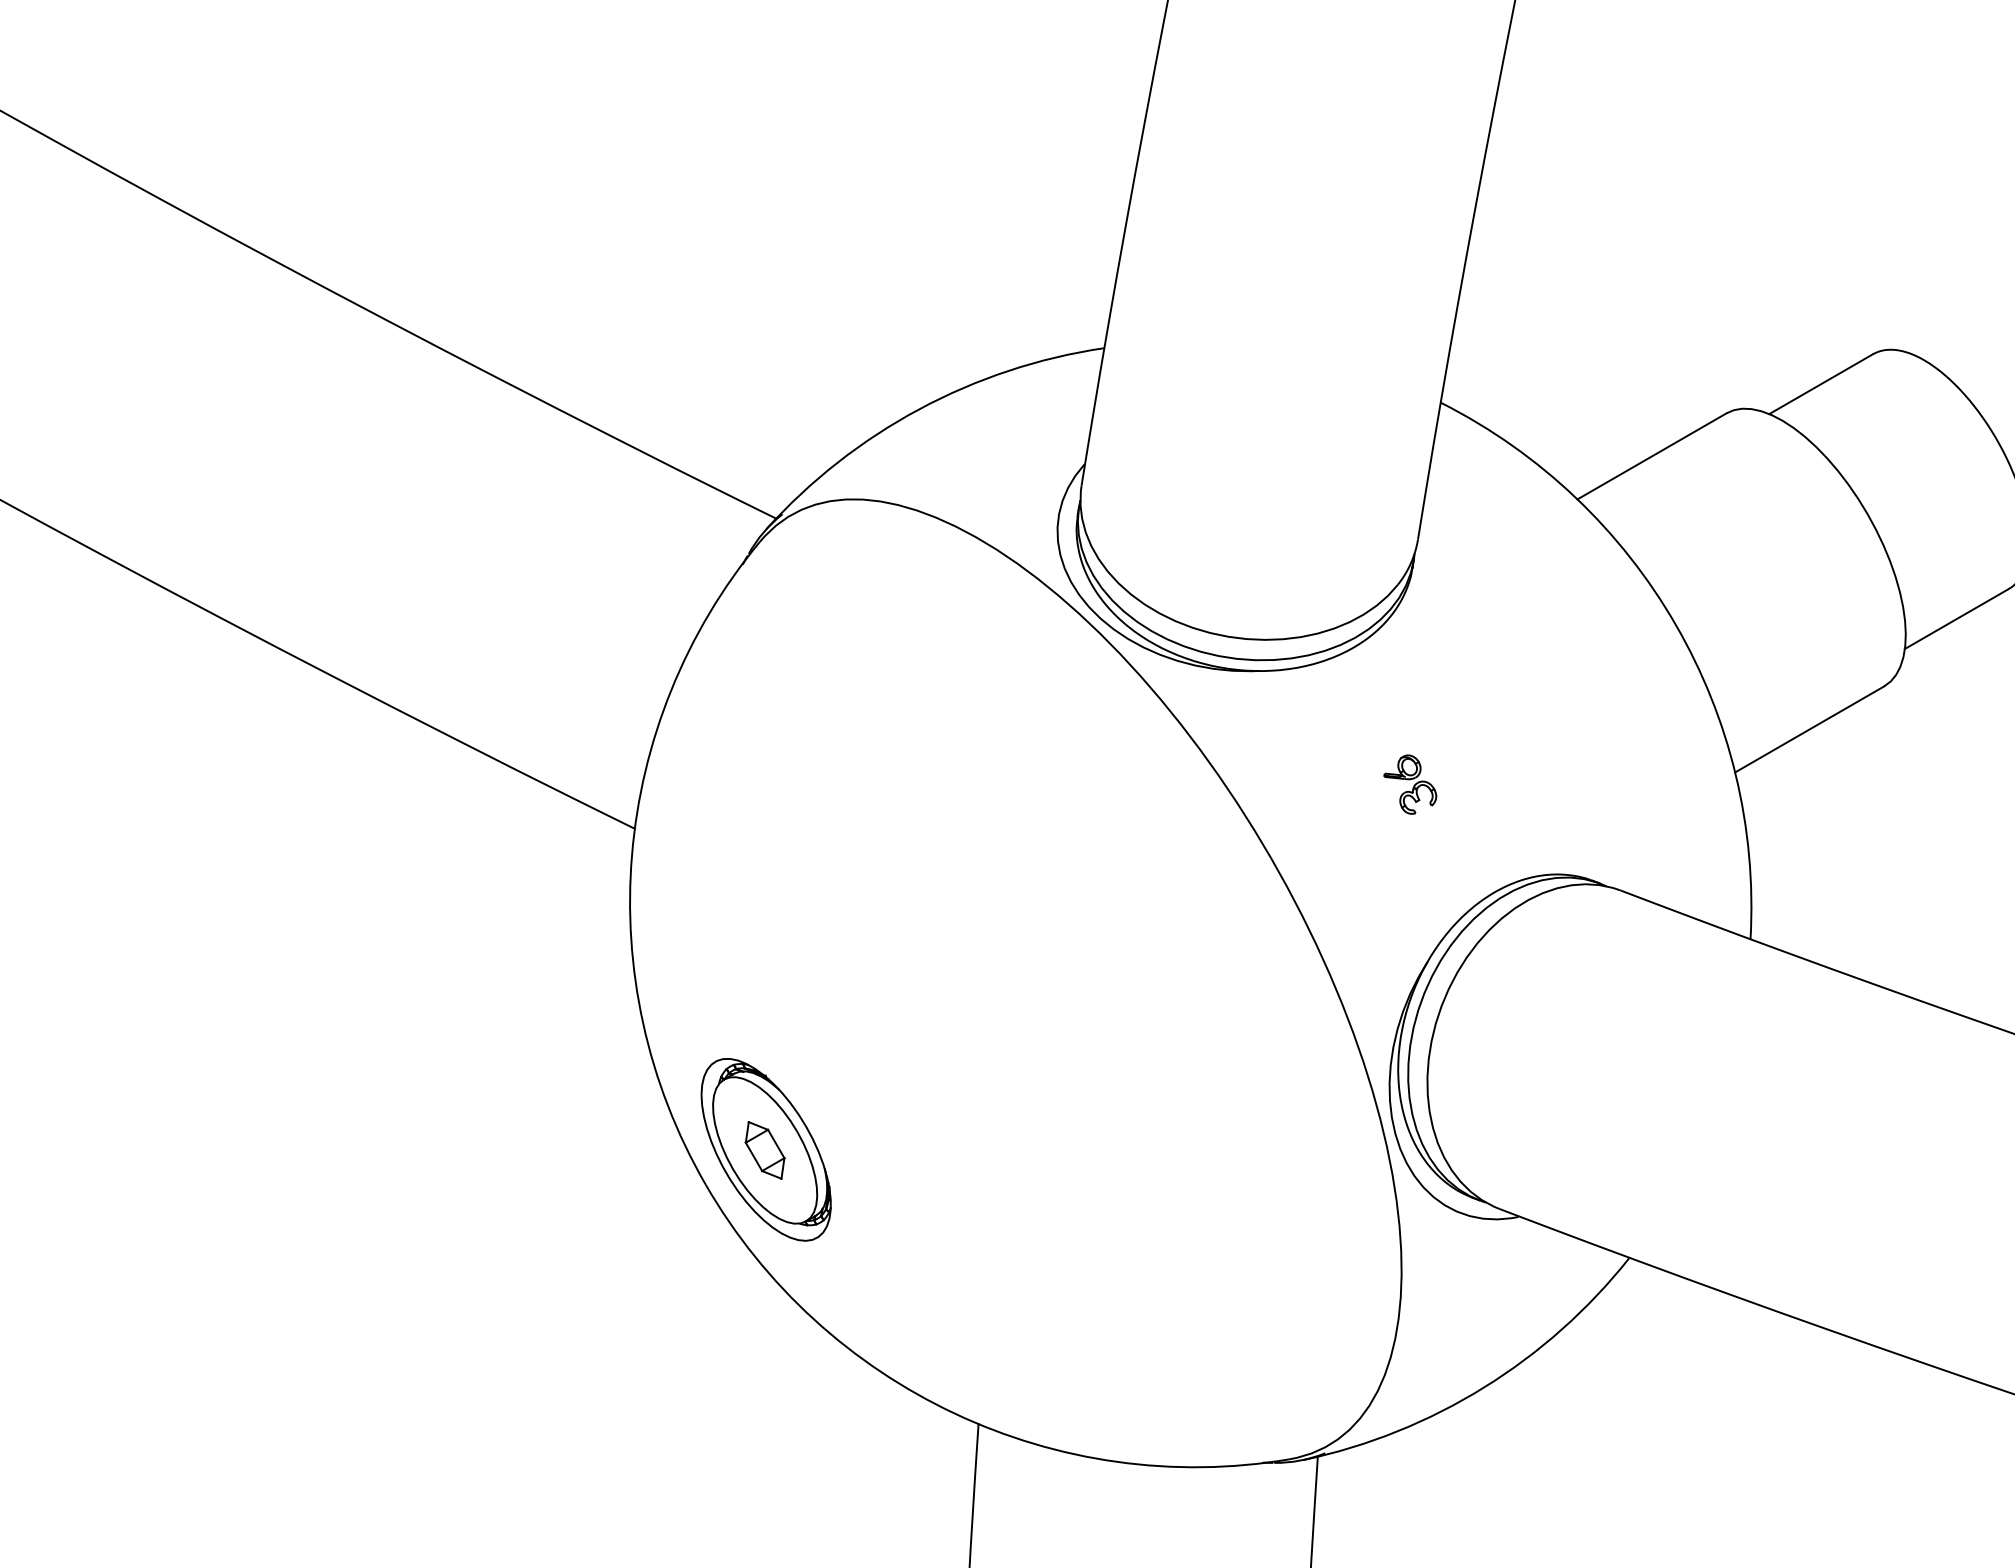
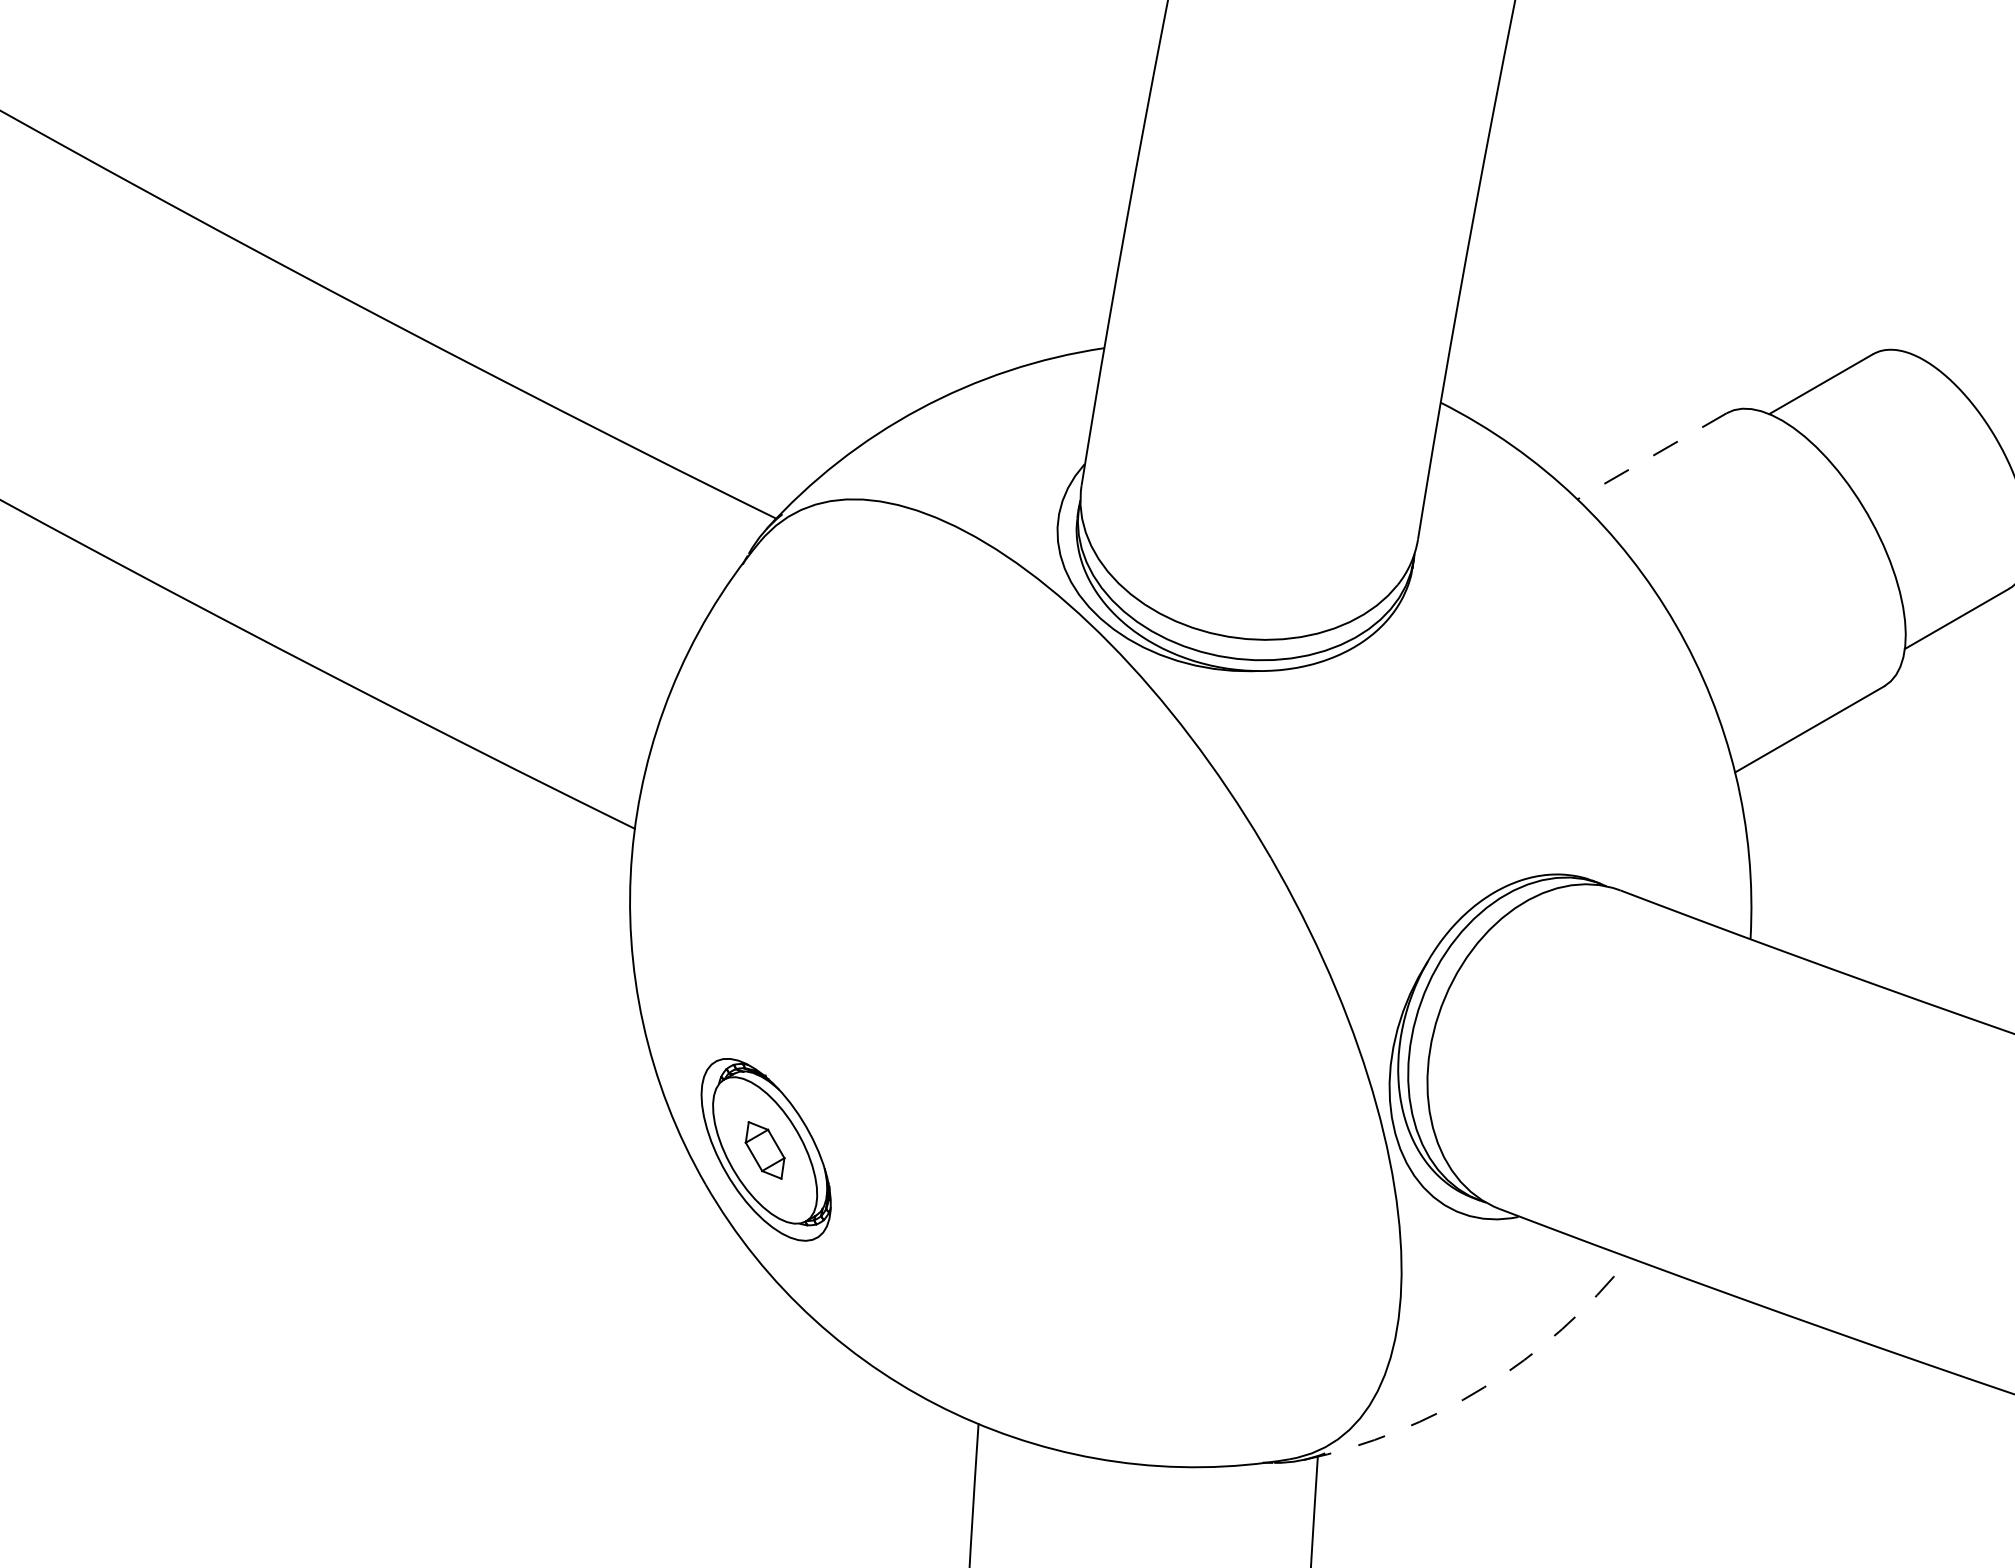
line: solid -> dashed (1651, 456)
part: present -> none (1410, 784)
arc: solid -> dashed (1484, 1387)
